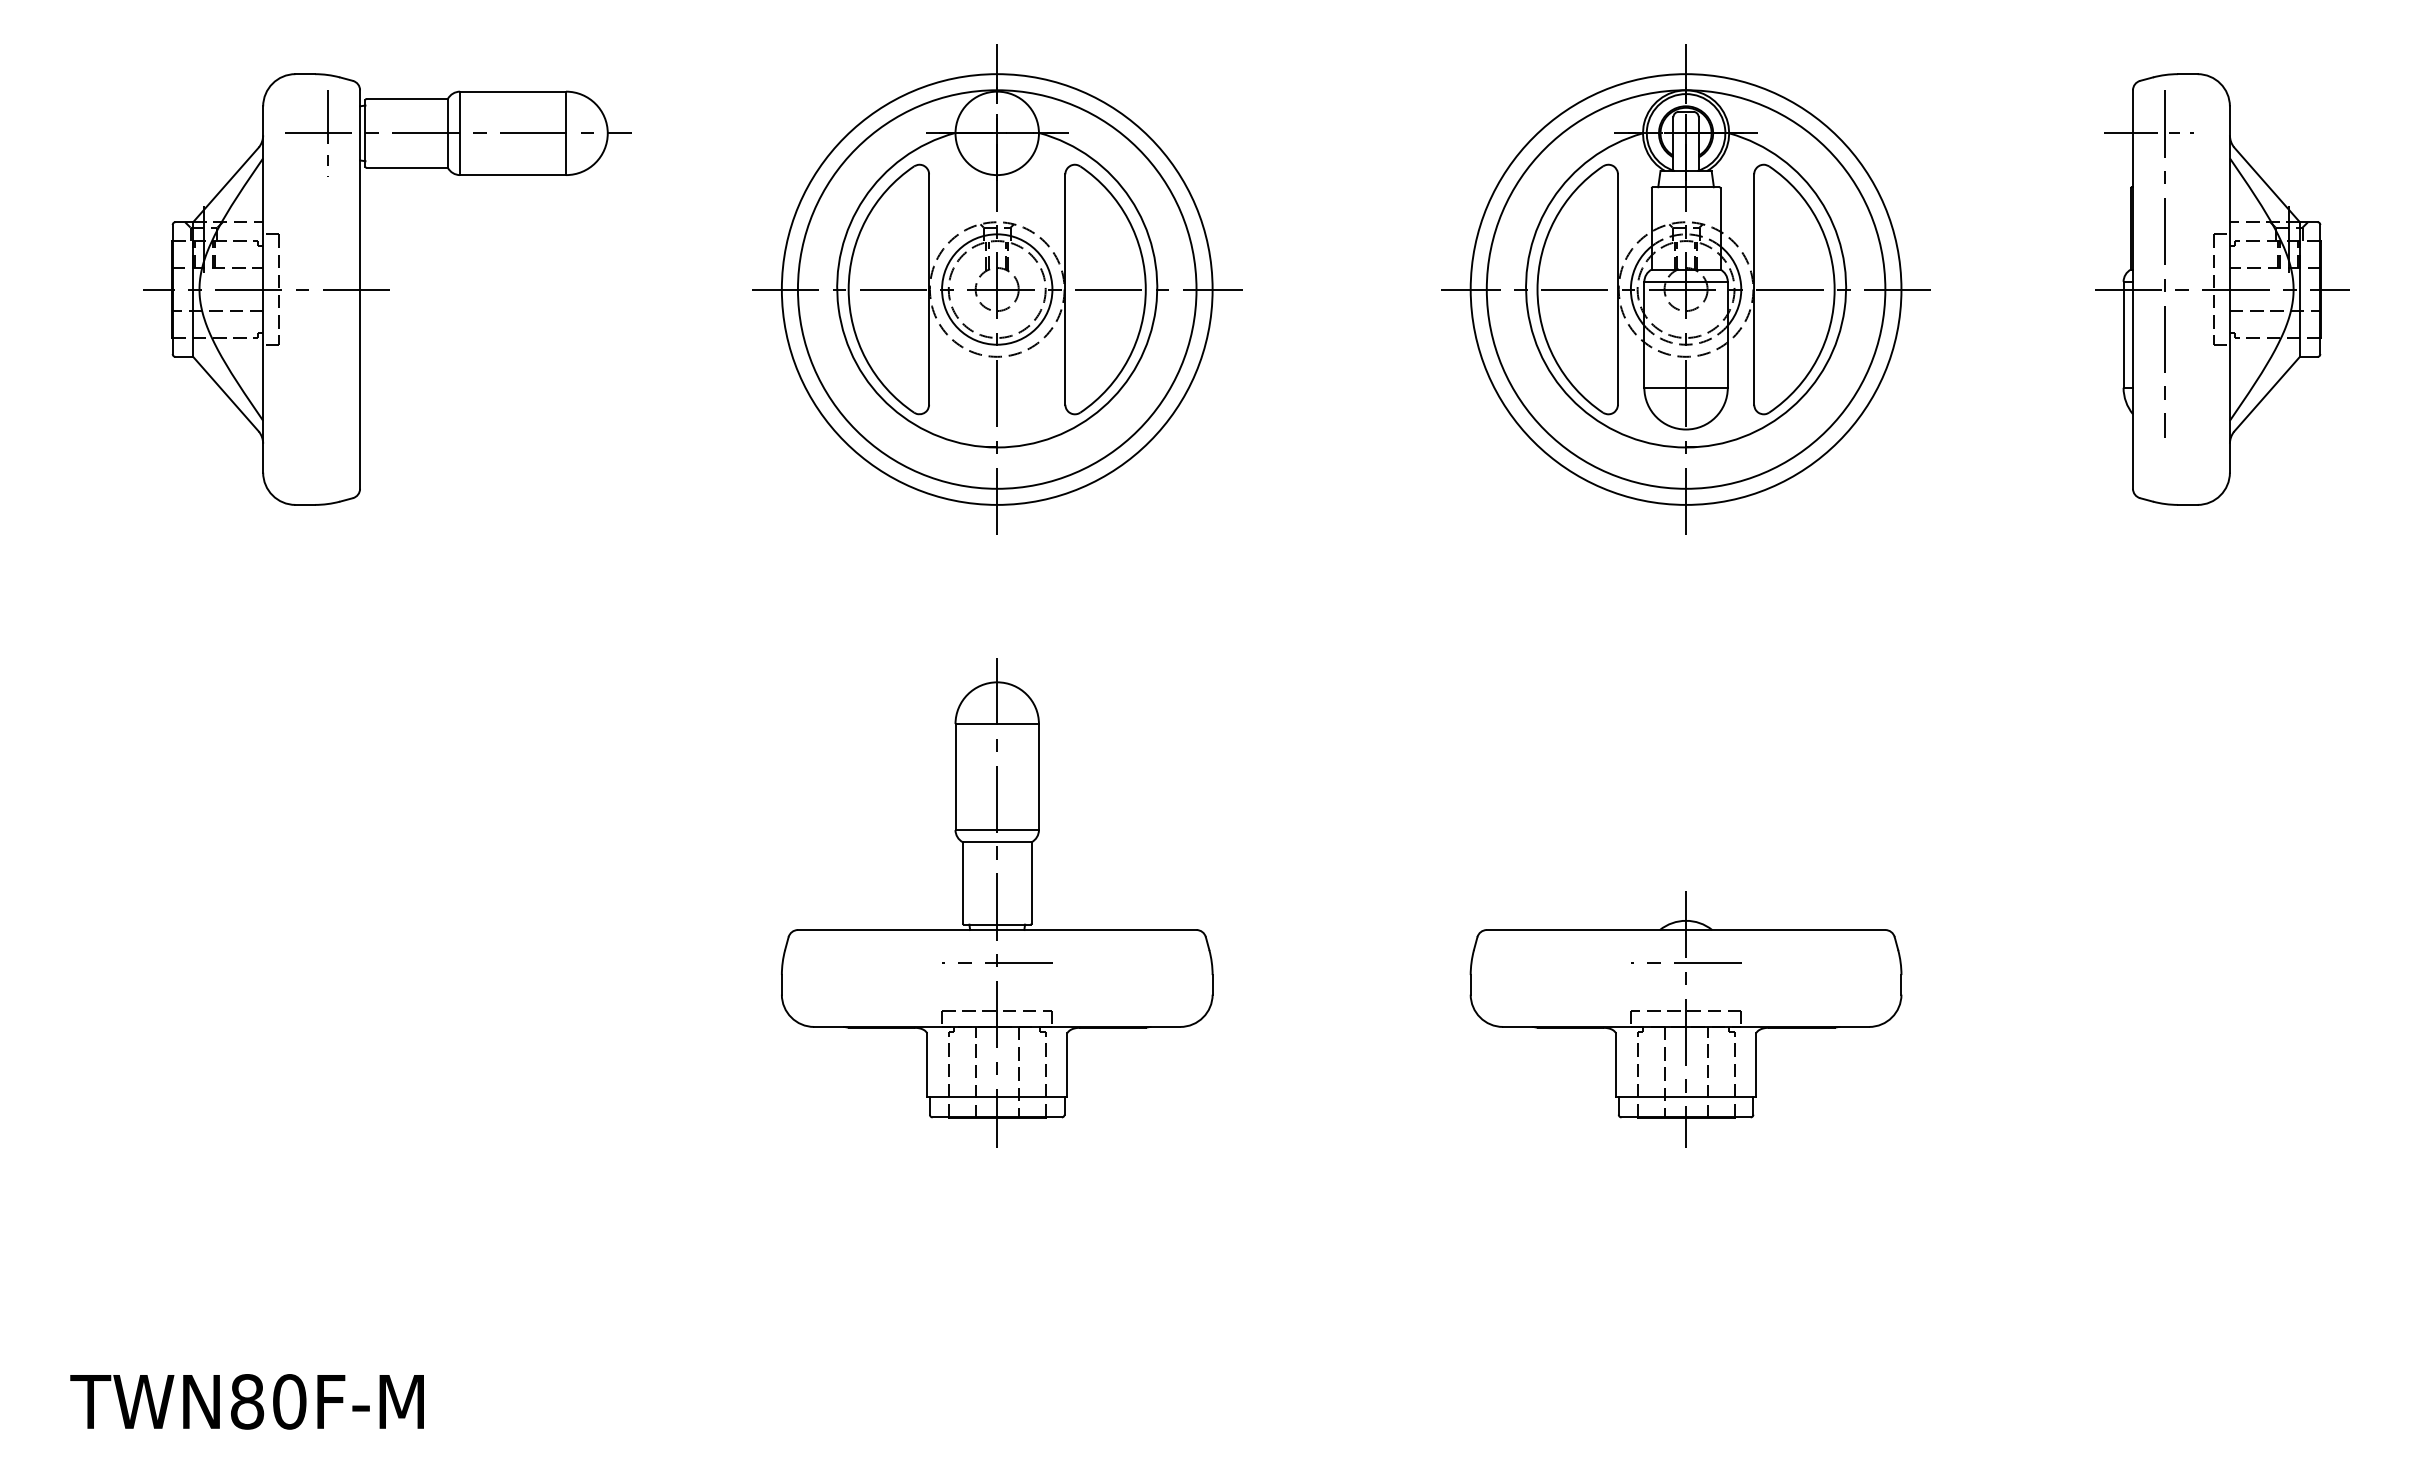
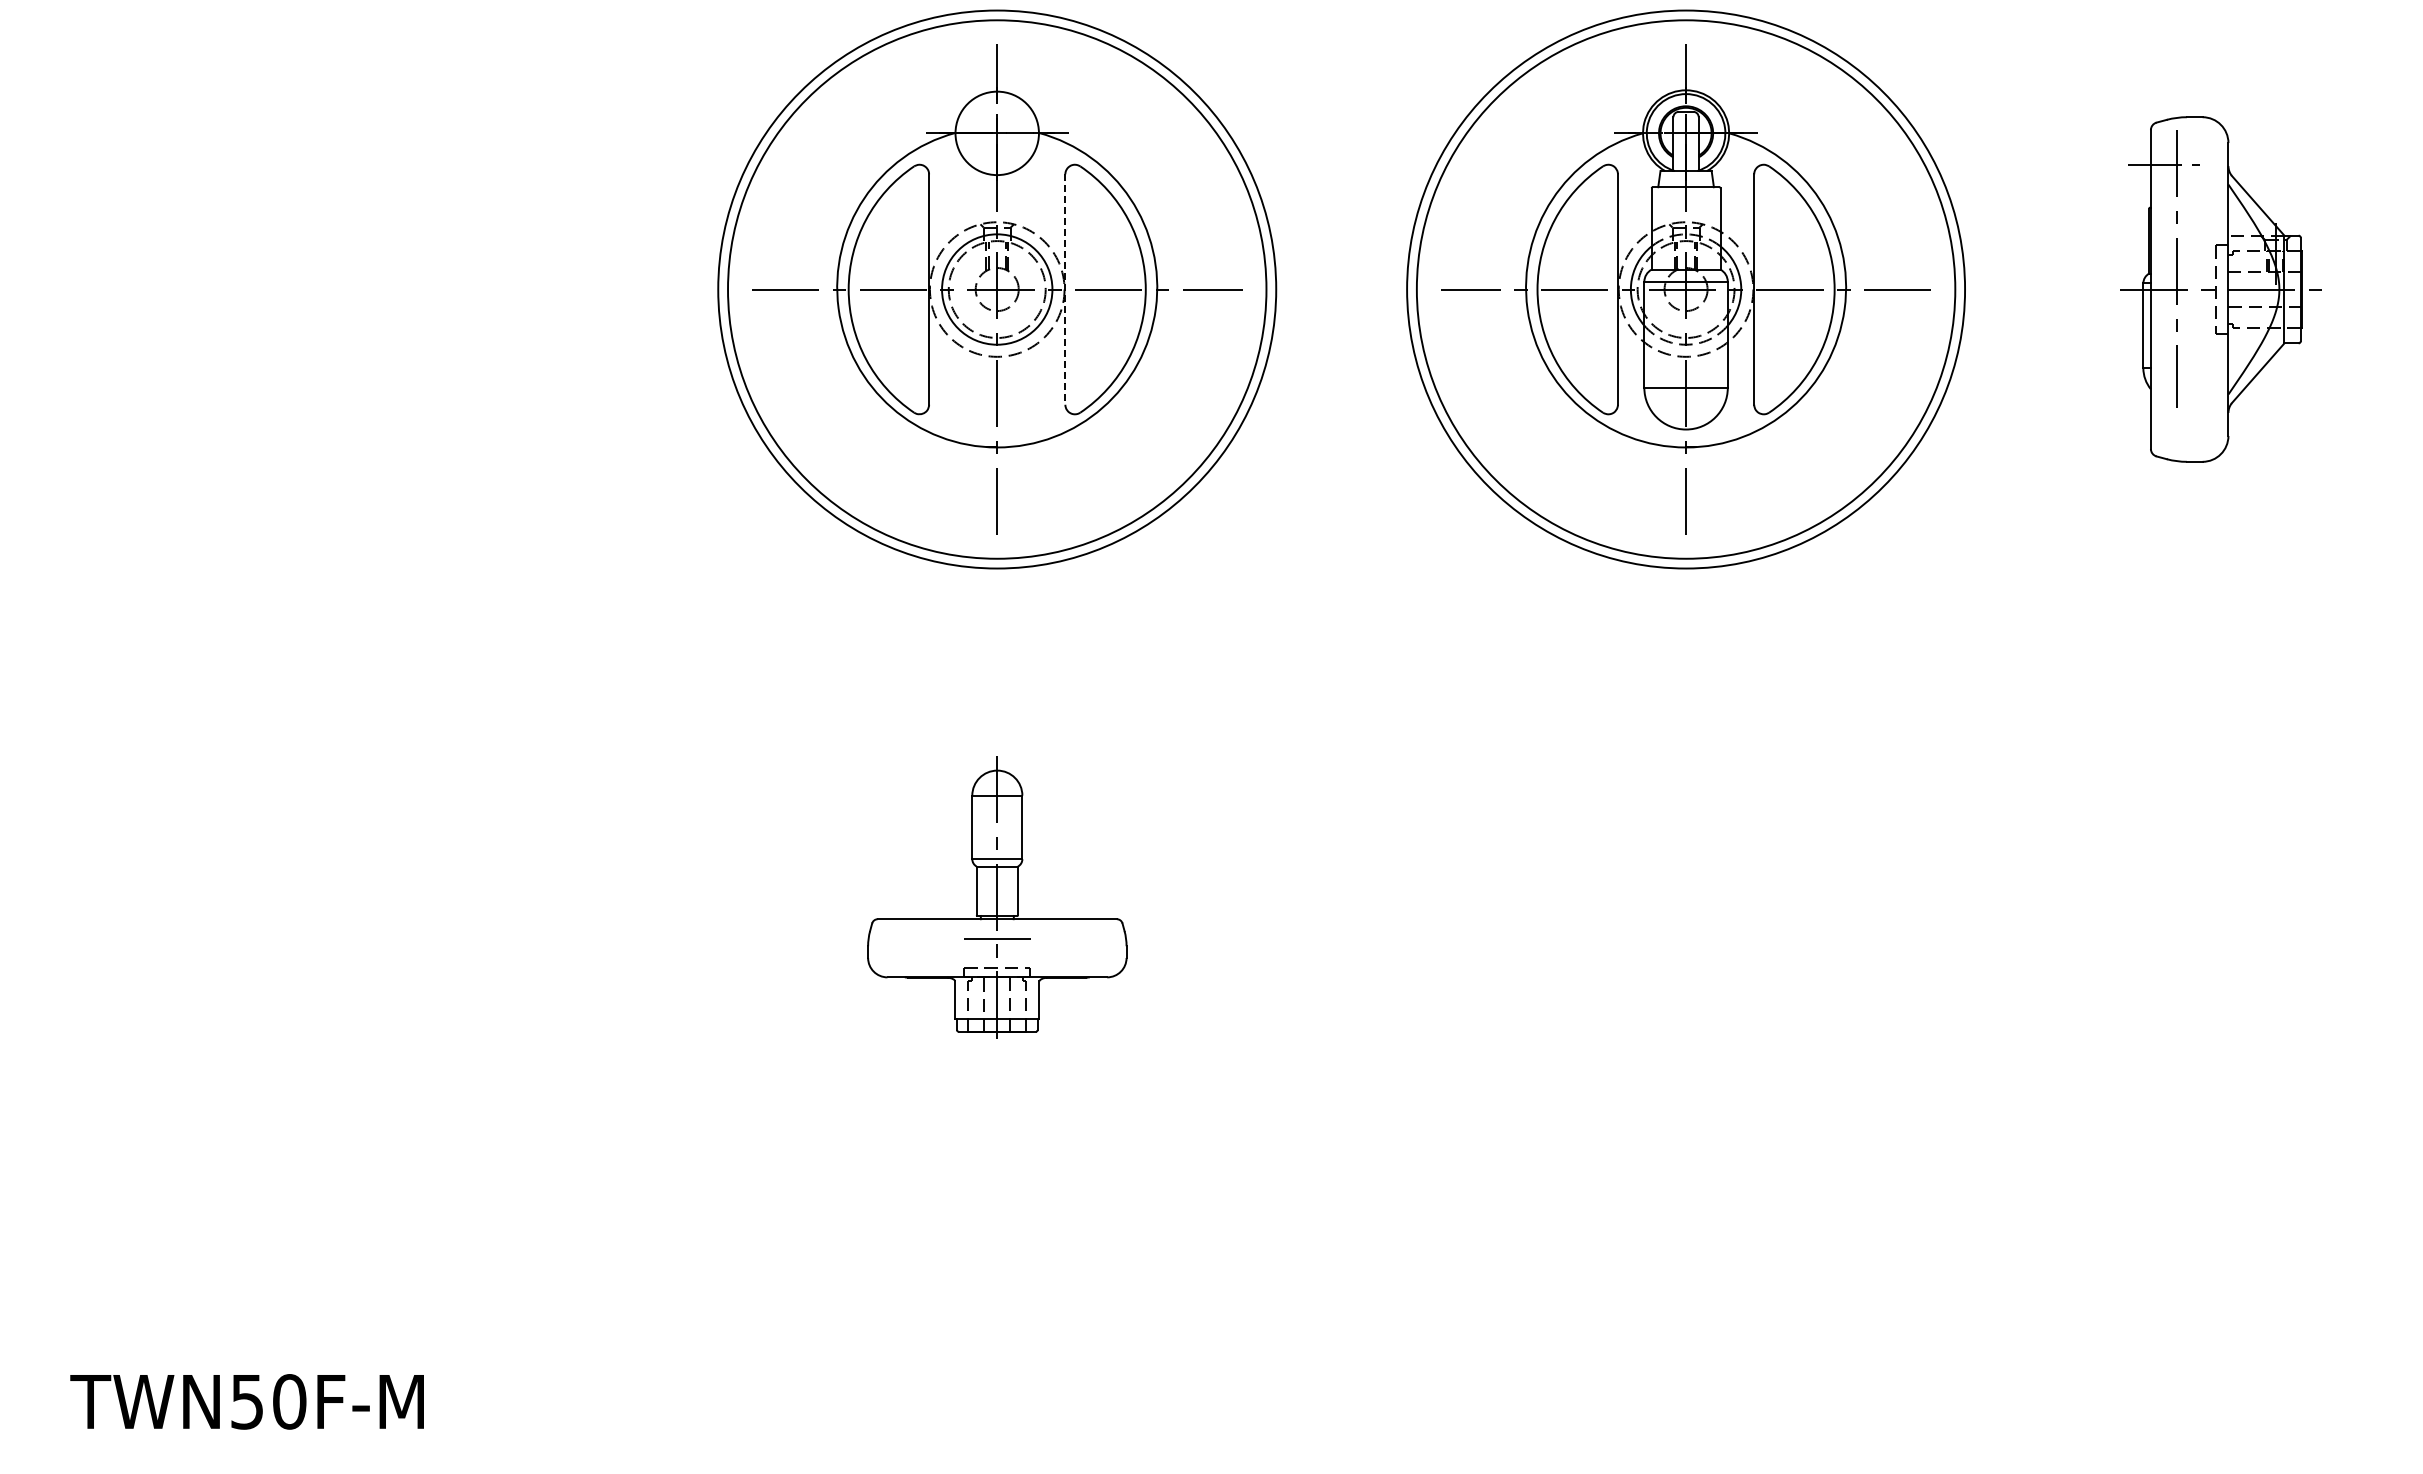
part: present -> none (387, 289)
circle diameter: 399 px -> 558 px (997, 289)
circle diameter: 431 px -> 538 px (997, 289)
circle diameter: 399 px -> 558 px (1686, 289)
circle diameter: 431 px -> 538 px (1685, 289)
part size: 255x433 px -> 202x347 px (2220, 289)
line: solid -> dashed (1065, 290)
part size: 433x490 px -> 261x283 px (997, 897)
part: present -> none (1685, 1019)
text: TWN80F-M -> TWN50F-M (247, 1401)
